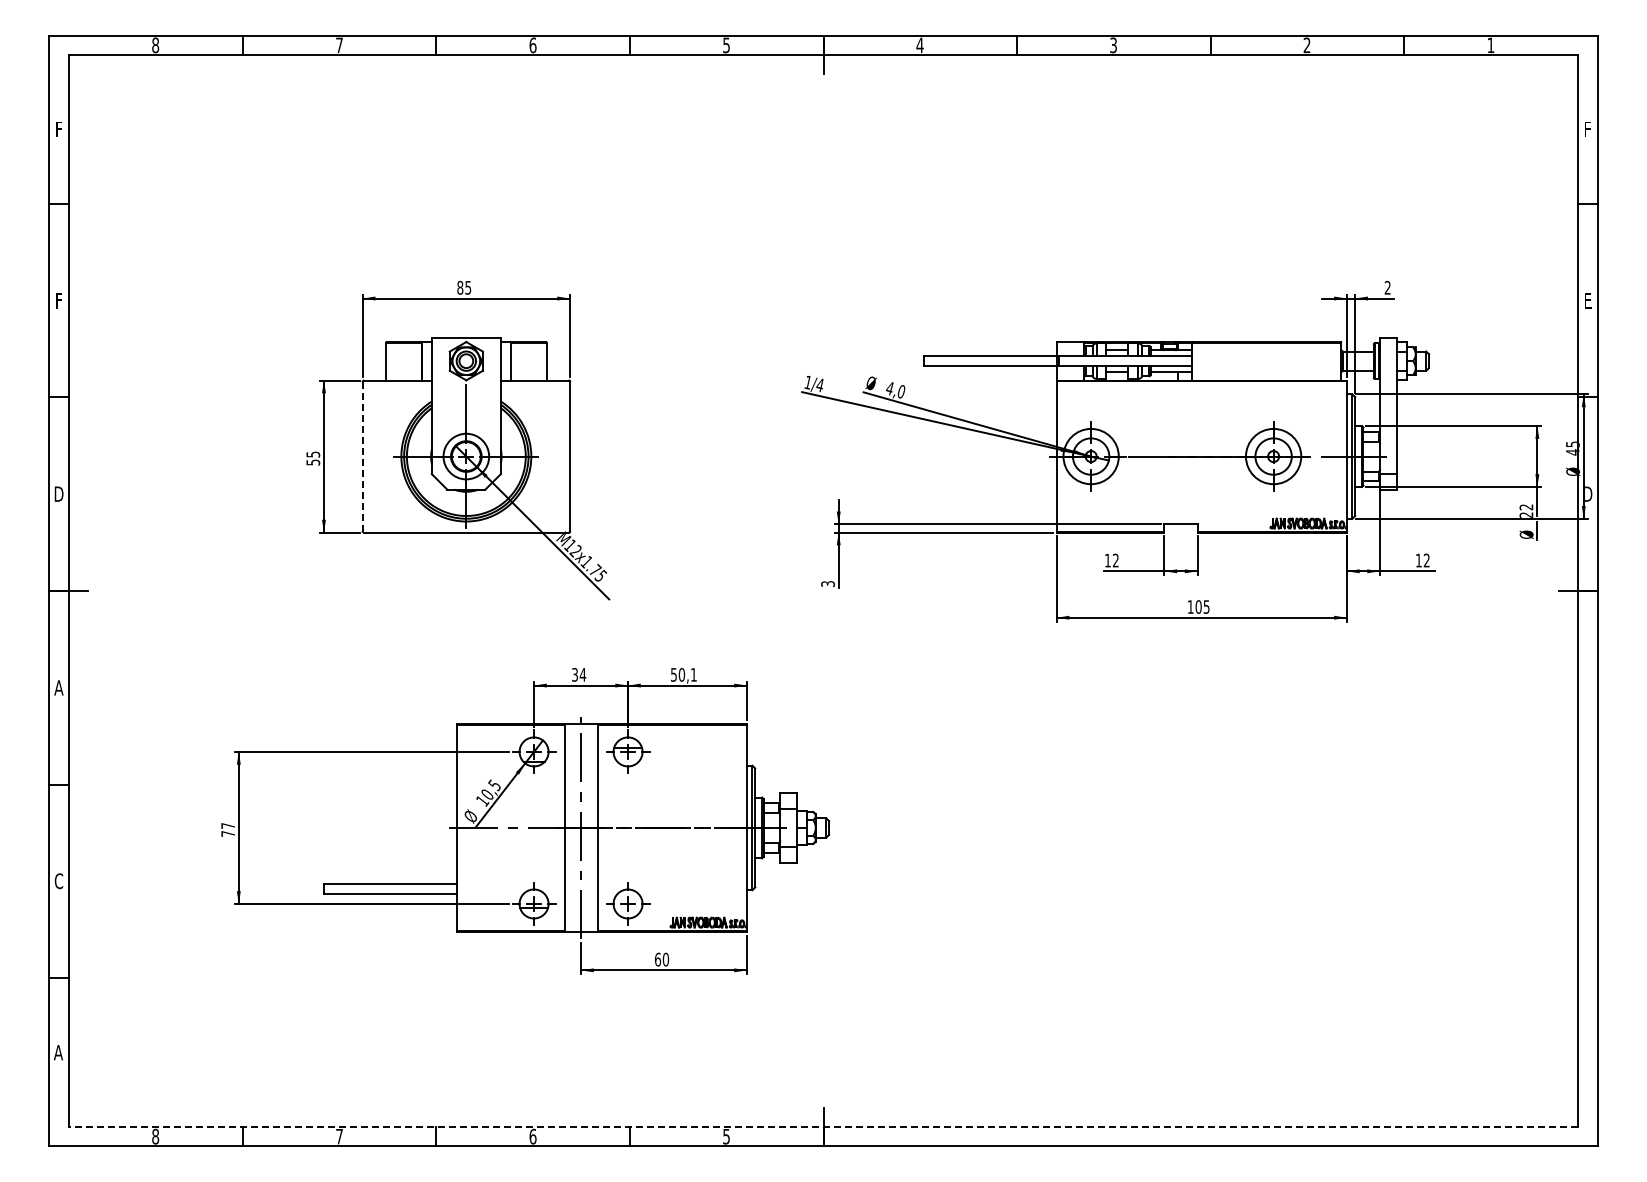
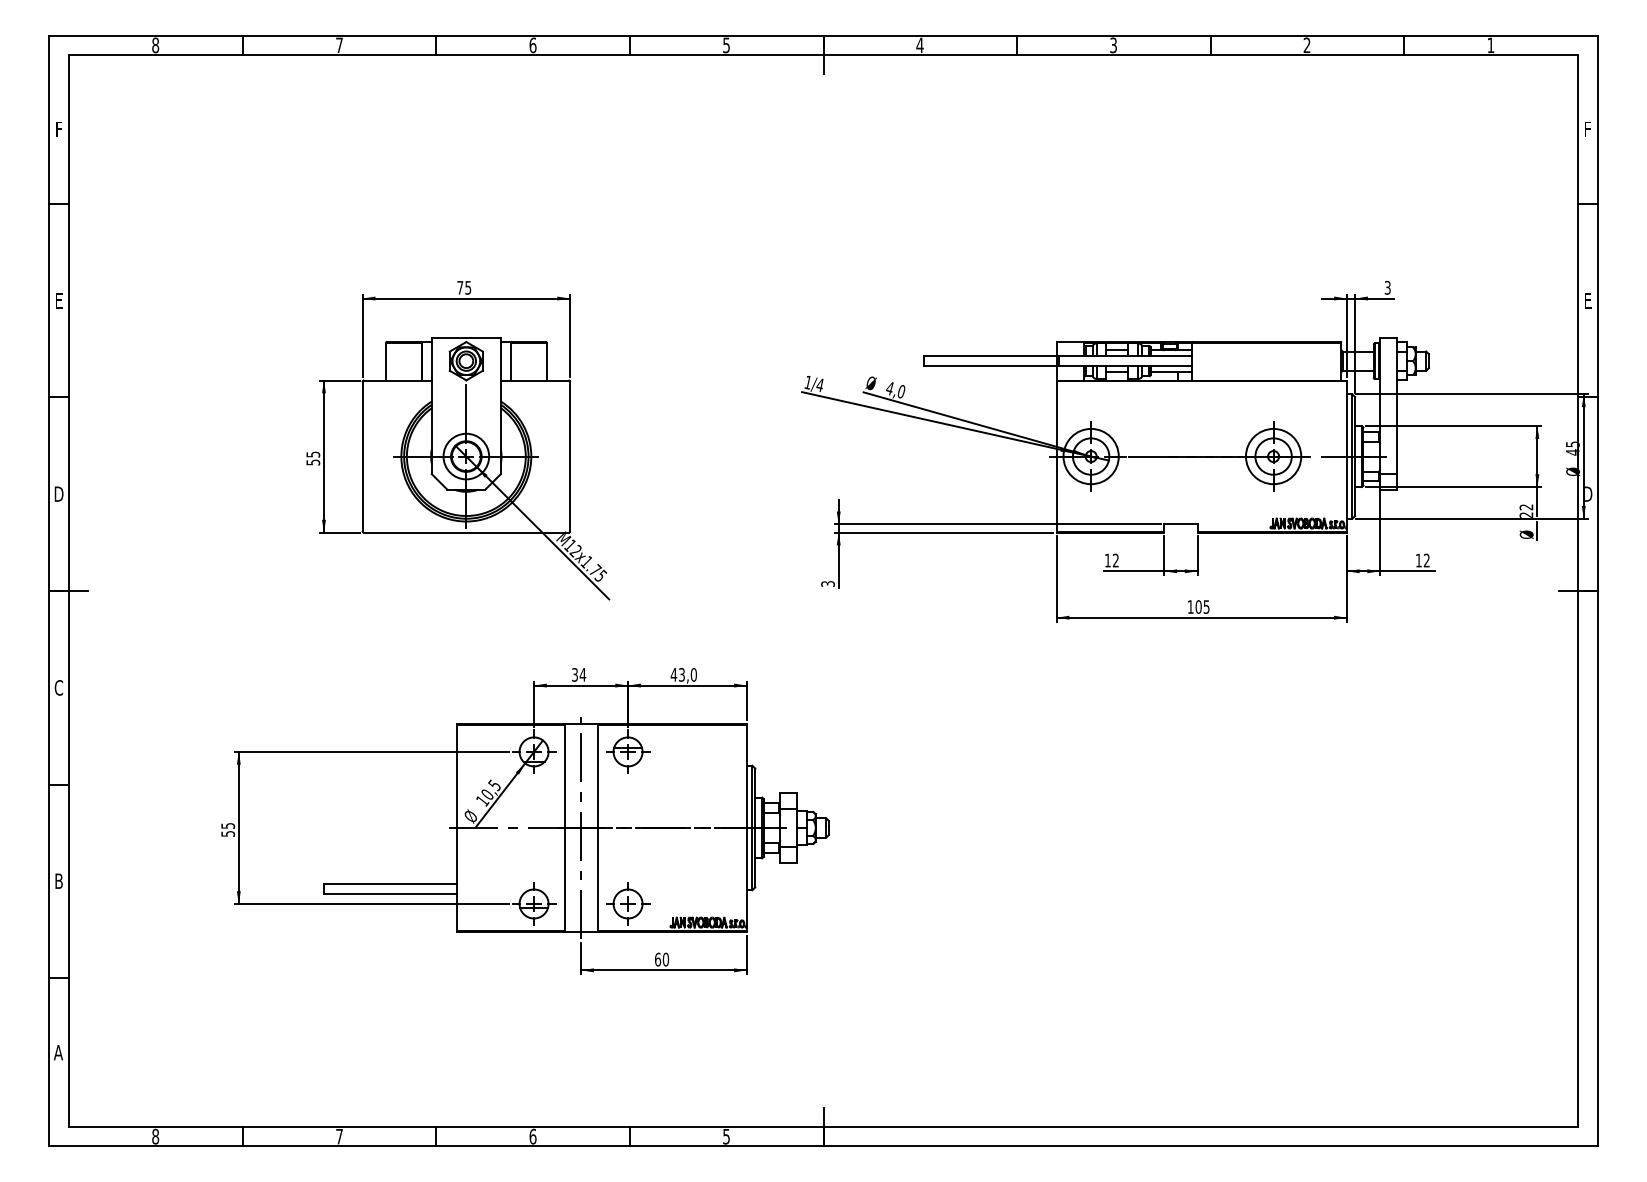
text: 85 -> 75 (460, 287)
text: 2 -> 3 (1387, 287)
text: F -> E (59, 300)
line: dashed -> solid (362, 456)
text: 50,1 -> 43,0 (683, 674)
text: A -> C (58, 687)
text: 77 -> 55 (228, 829)
text: C -> B (58, 881)
line: dashed -> solid (823, 1127)
